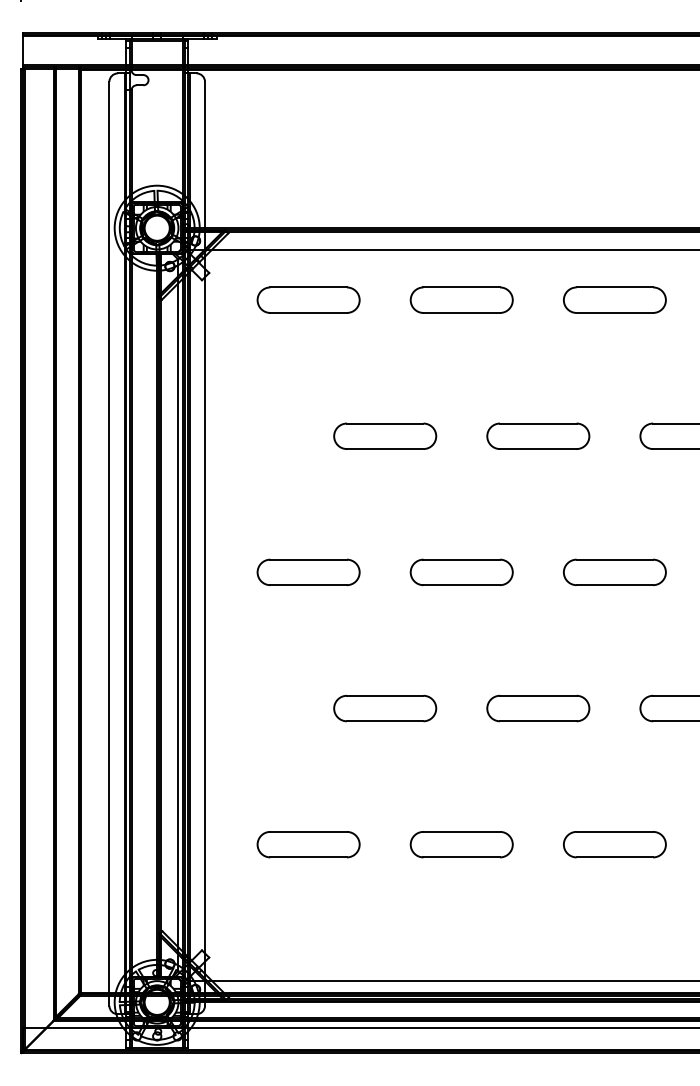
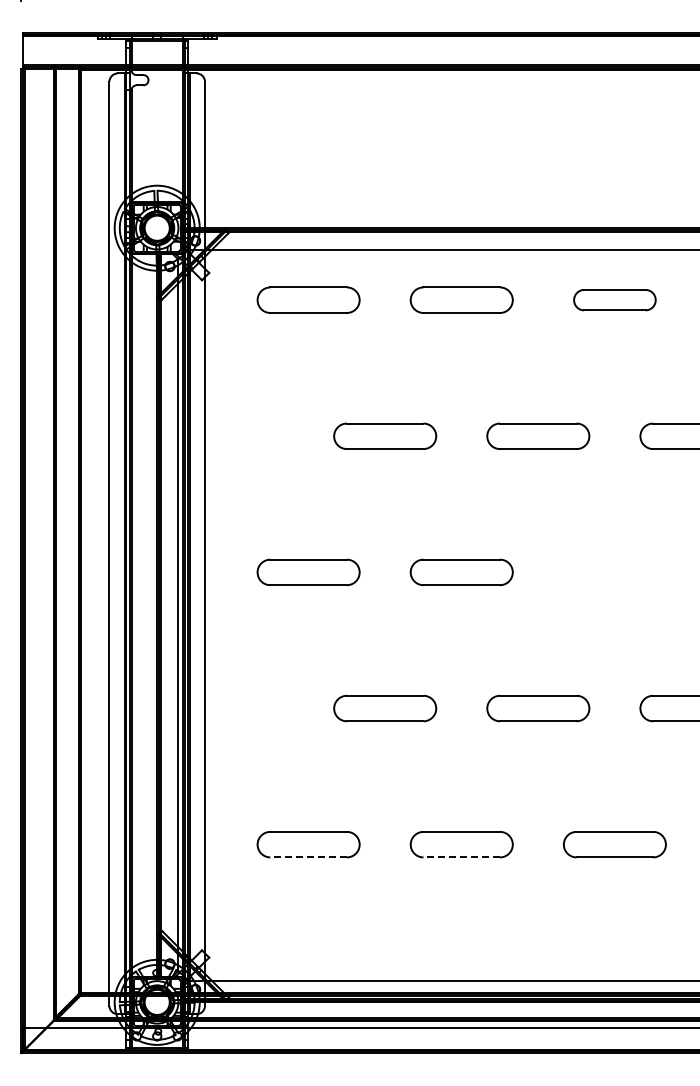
part size: 104x28 px -> 84x23 px (614, 300)
part: present -> none (614, 571)
line: solid -> dashed (308, 857)
line: solid -> dashed (461, 857)
